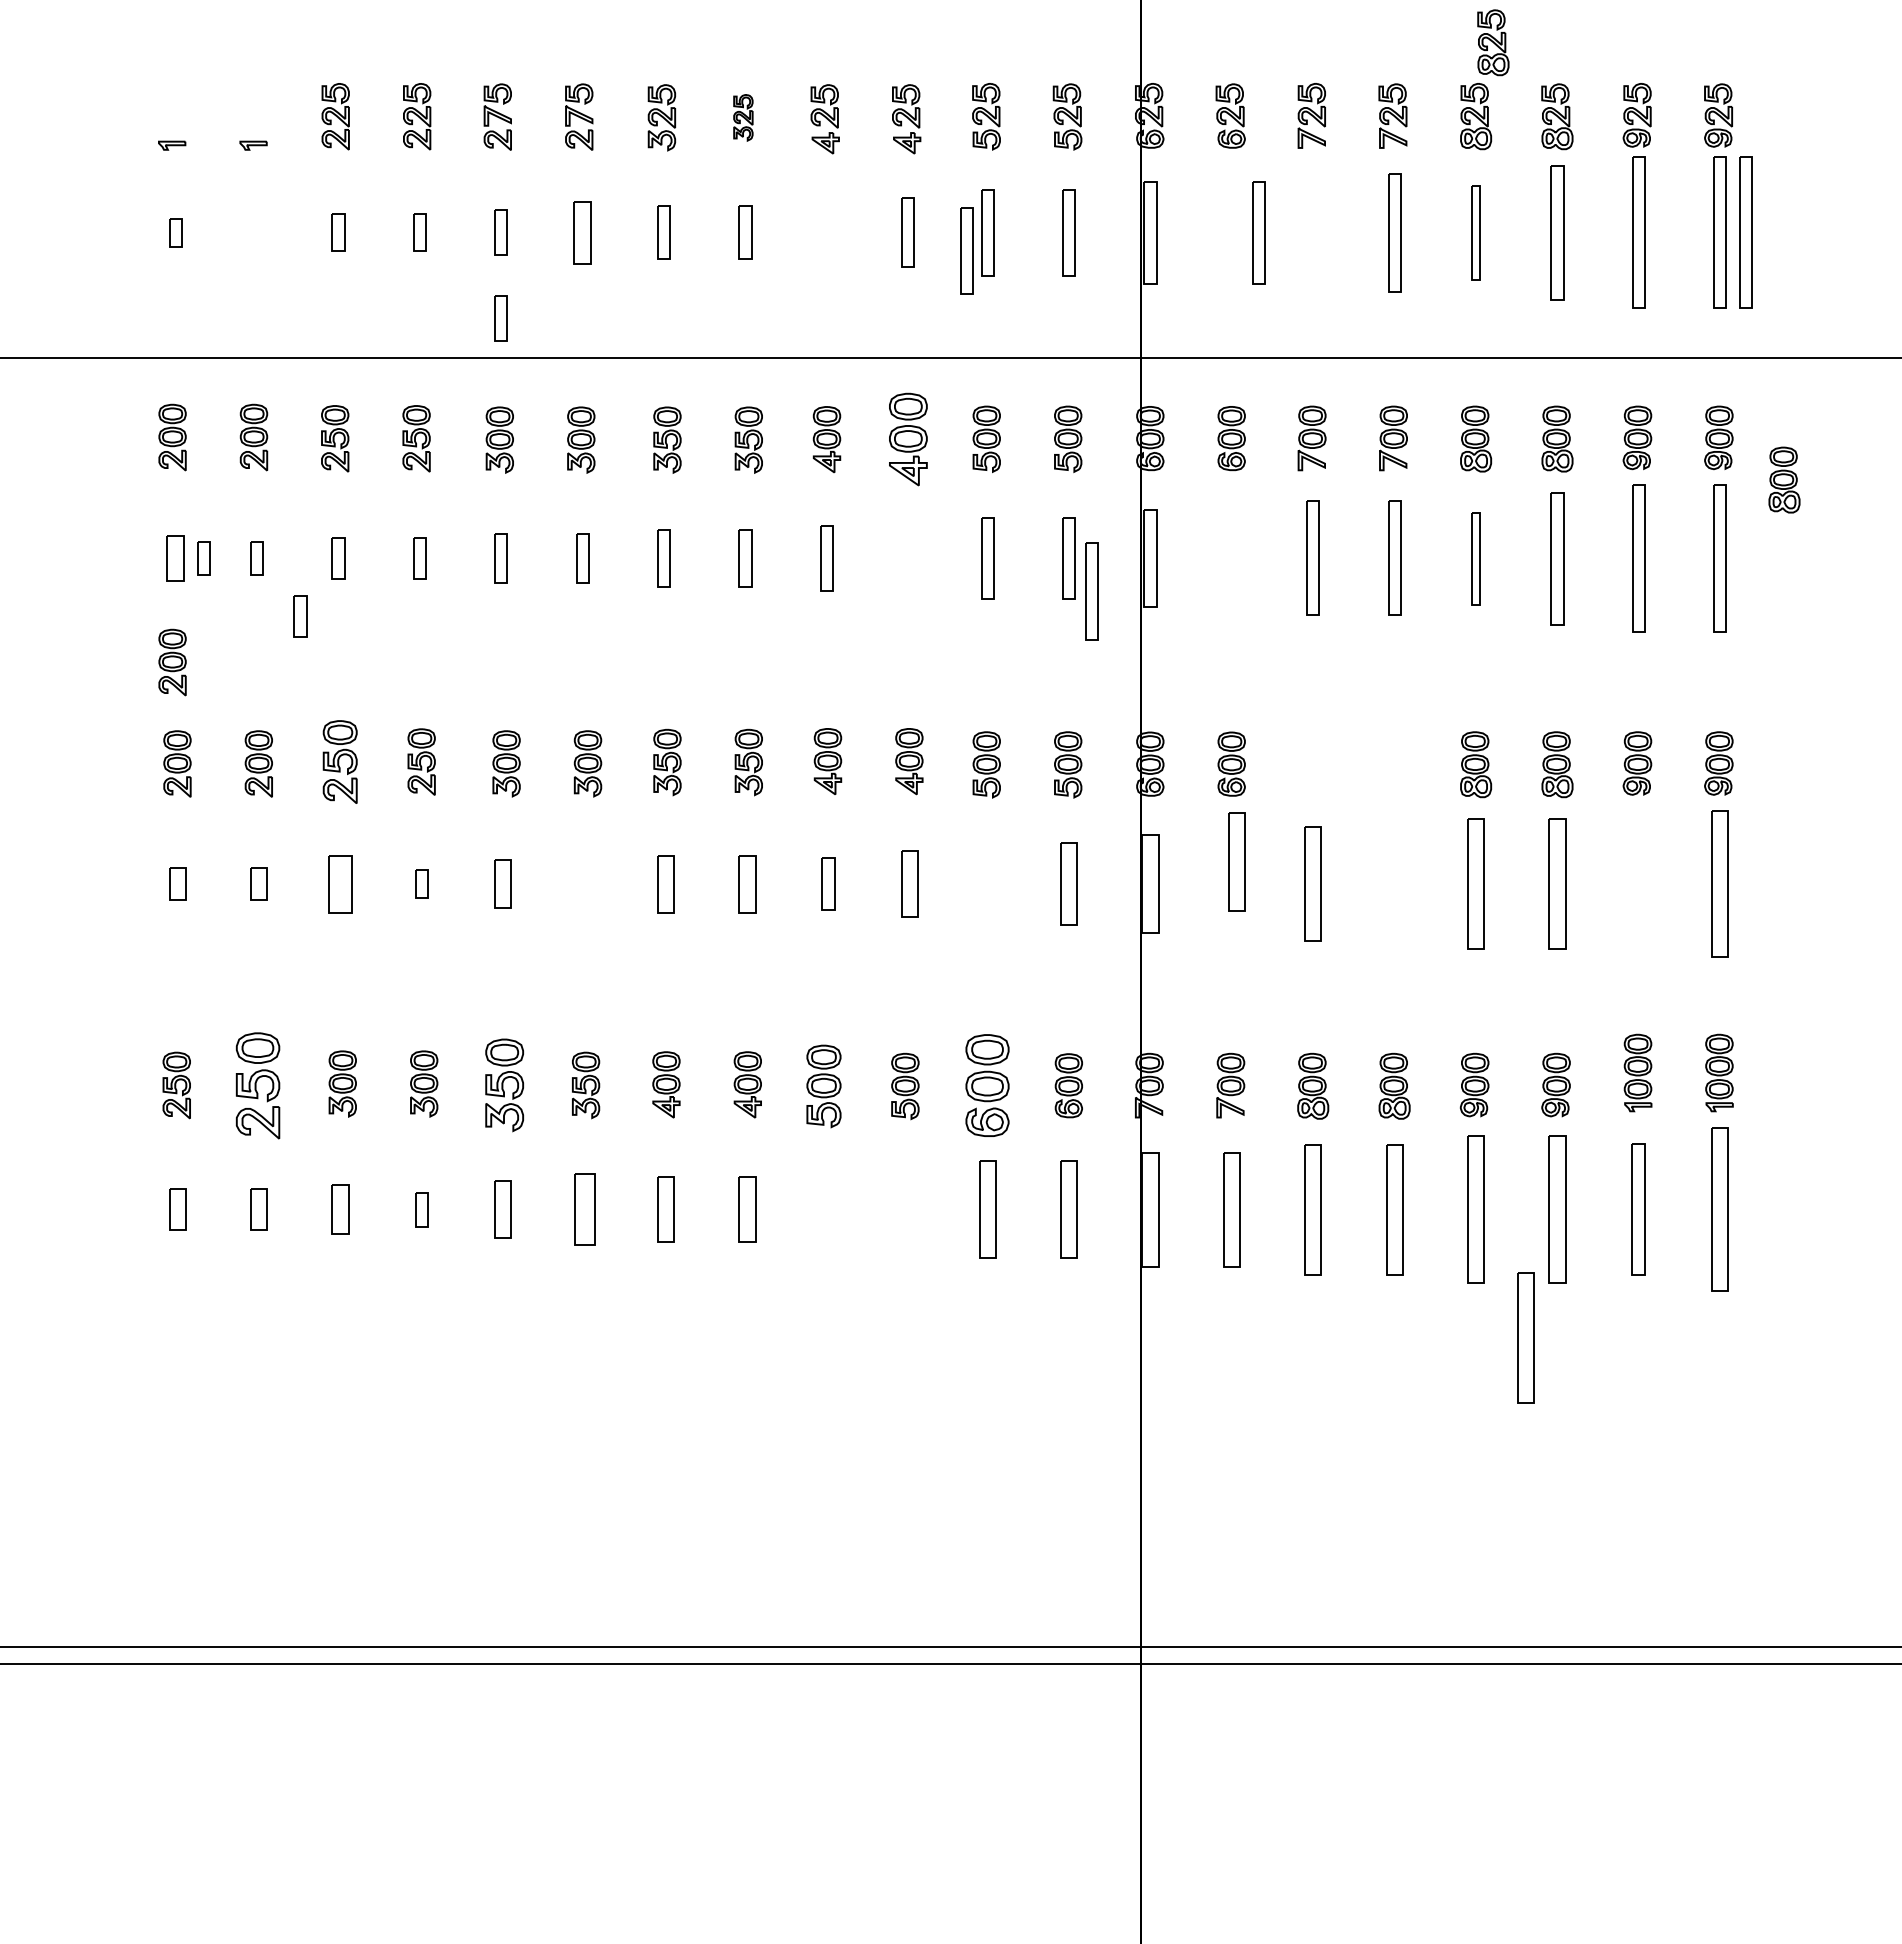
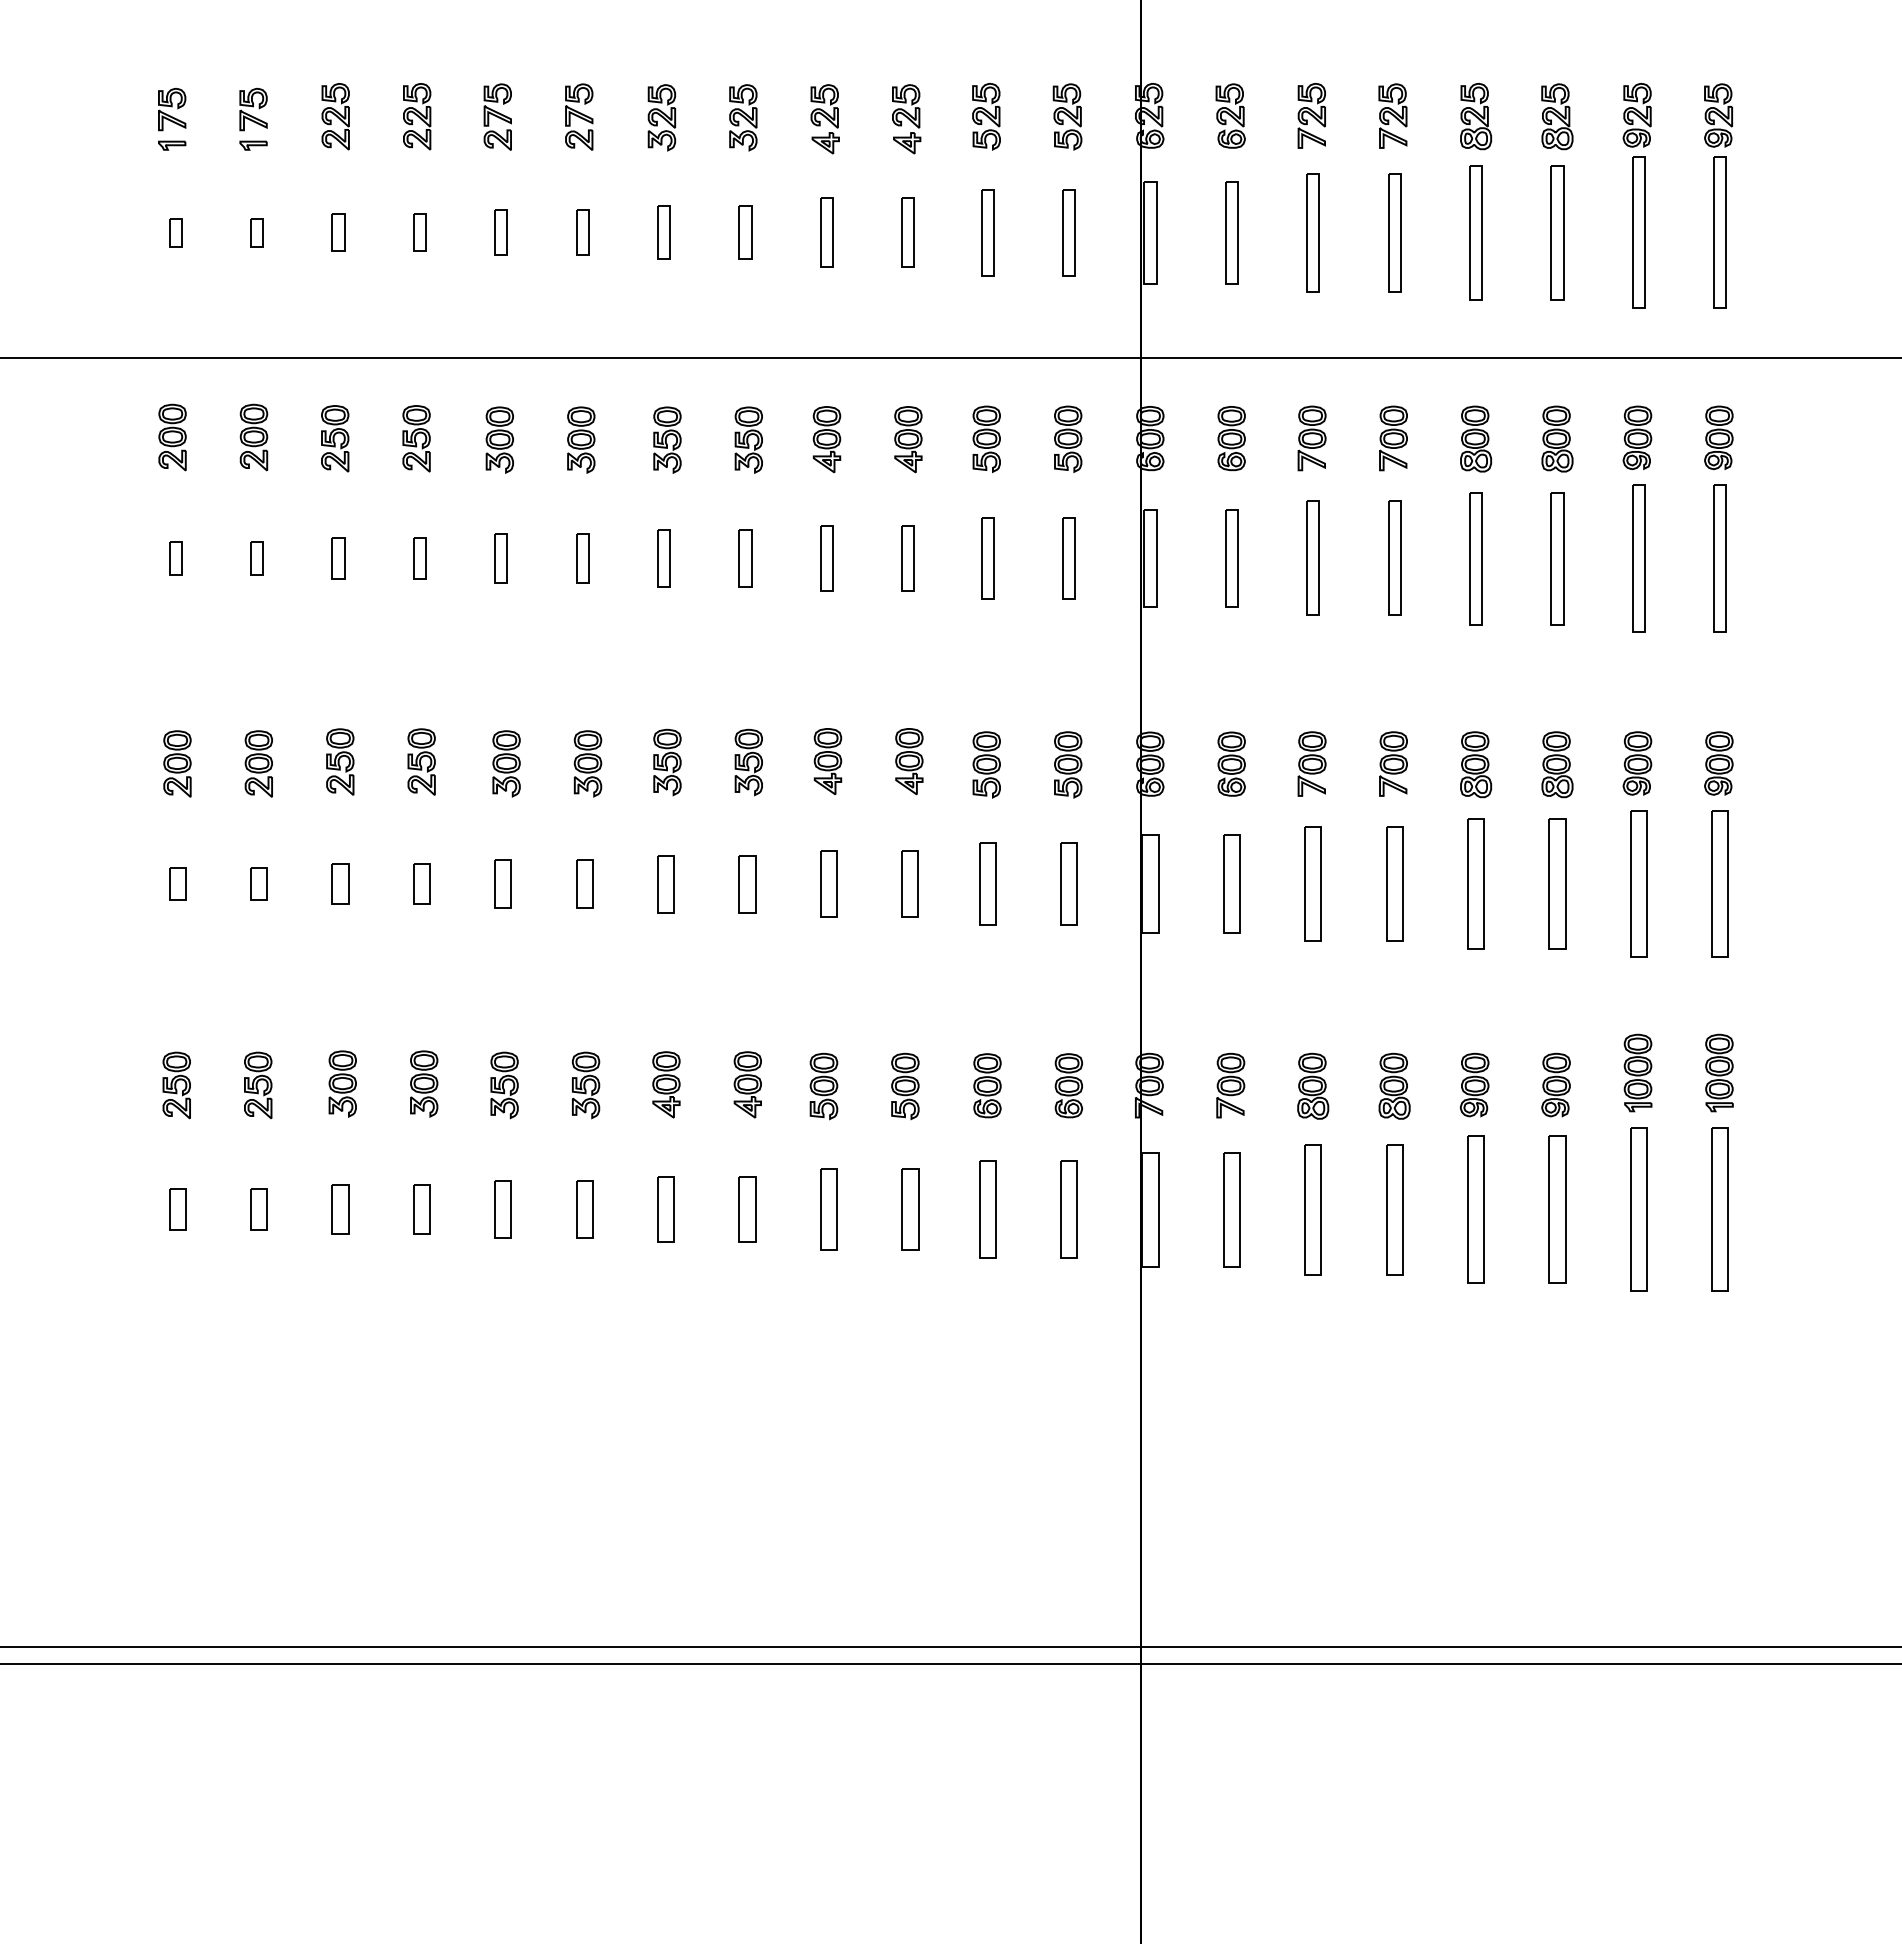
part: present -> none (1493, 42)
part: none -> present (172, 109)
part: none -> present (253, 109)
part size: 21x48 px -> 29x68 px (743, 117)
part: none -> present (256, 232)
part size: 19x64 px -> 14x47 px (582, 232)
part: none -> present (826, 232)
part position: (1258, 232) -> (1231, 232) (1231, 232)
part: none -> present (1312, 232)
part size: 10x96 px -> 14x136 px (1475, 232)
part: present -> none (1745, 232)
part: present -> none (966, 250)
part: present -> none (500, 318)
part size: 39x95 px -> 29x68 px (908, 439)
part: present -> none (1784, 479)
part size: 19x47 px -> 14x35 px (175, 558)
part: present -> none (203, 558)
part: none -> present (907, 558)
part size: 10x94 px -> 14x134 px (1475, 558)
part position: (1091, 591) -> (1231, 558) (1231, 558)
part: present -> none (300, 616)
part: present -> none (172, 662)
part size: 36x84 px -> 29x68 px (340, 761)
part: none -> present (1311, 763)
part: none -> present (1393, 763)
part position: (1236, 861) -> (1231, 883) (1231, 883)
part size: 14x30 px -> 18x42 px (421, 883)
part: none -> present (584, 883)
part size: 15x54 px -> 18x68 px (828, 883)
part: none -> present (987, 883)
part: none -> present (1394, 883)
part: none -> present (1638, 883)
part size: 25x59 px -> 19x42 px (340, 883)
part size: 46x108 px -> 29x68 px (258, 1084)
part size: 39x95 px -> 29x69 px (504, 1085)
part size: 45x103 px -> 29x66 px (987, 1085)
part size: 36x85 px -> 30x69 px (823, 1086)
part size: 14x36 px -> 18x51 px (421, 1209)
part size: 22x73 px -> 18x59 px (584, 1209)
part: none -> present (828, 1209)
part: none -> present (910, 1209)
part size: 15x133 px -> 18x165 px (1638, 1209)
part: present -> none (1525, 1337)
